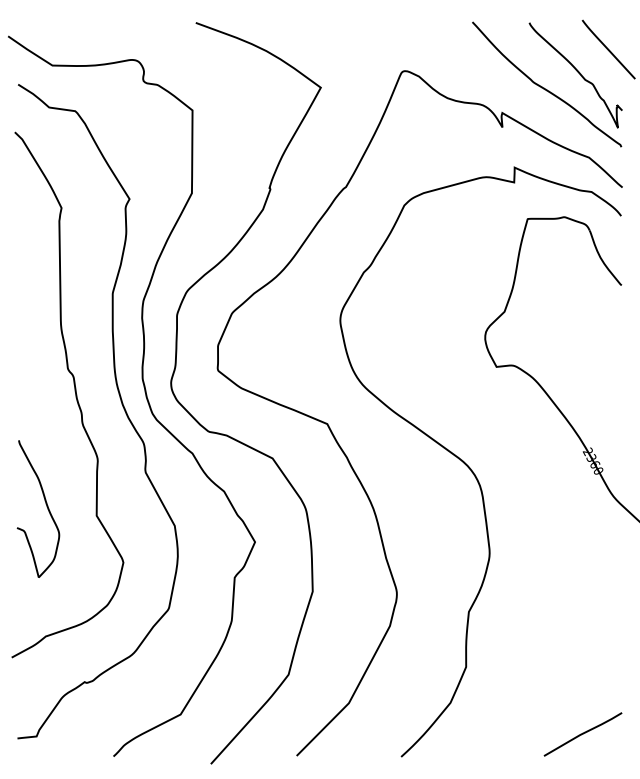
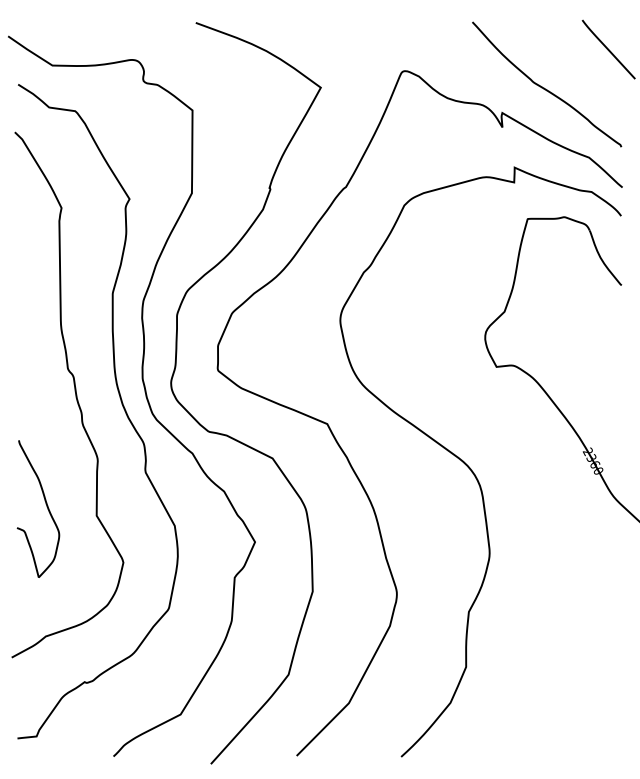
curve: present -> none (577, 72)
line: present -> none (582, 734)
